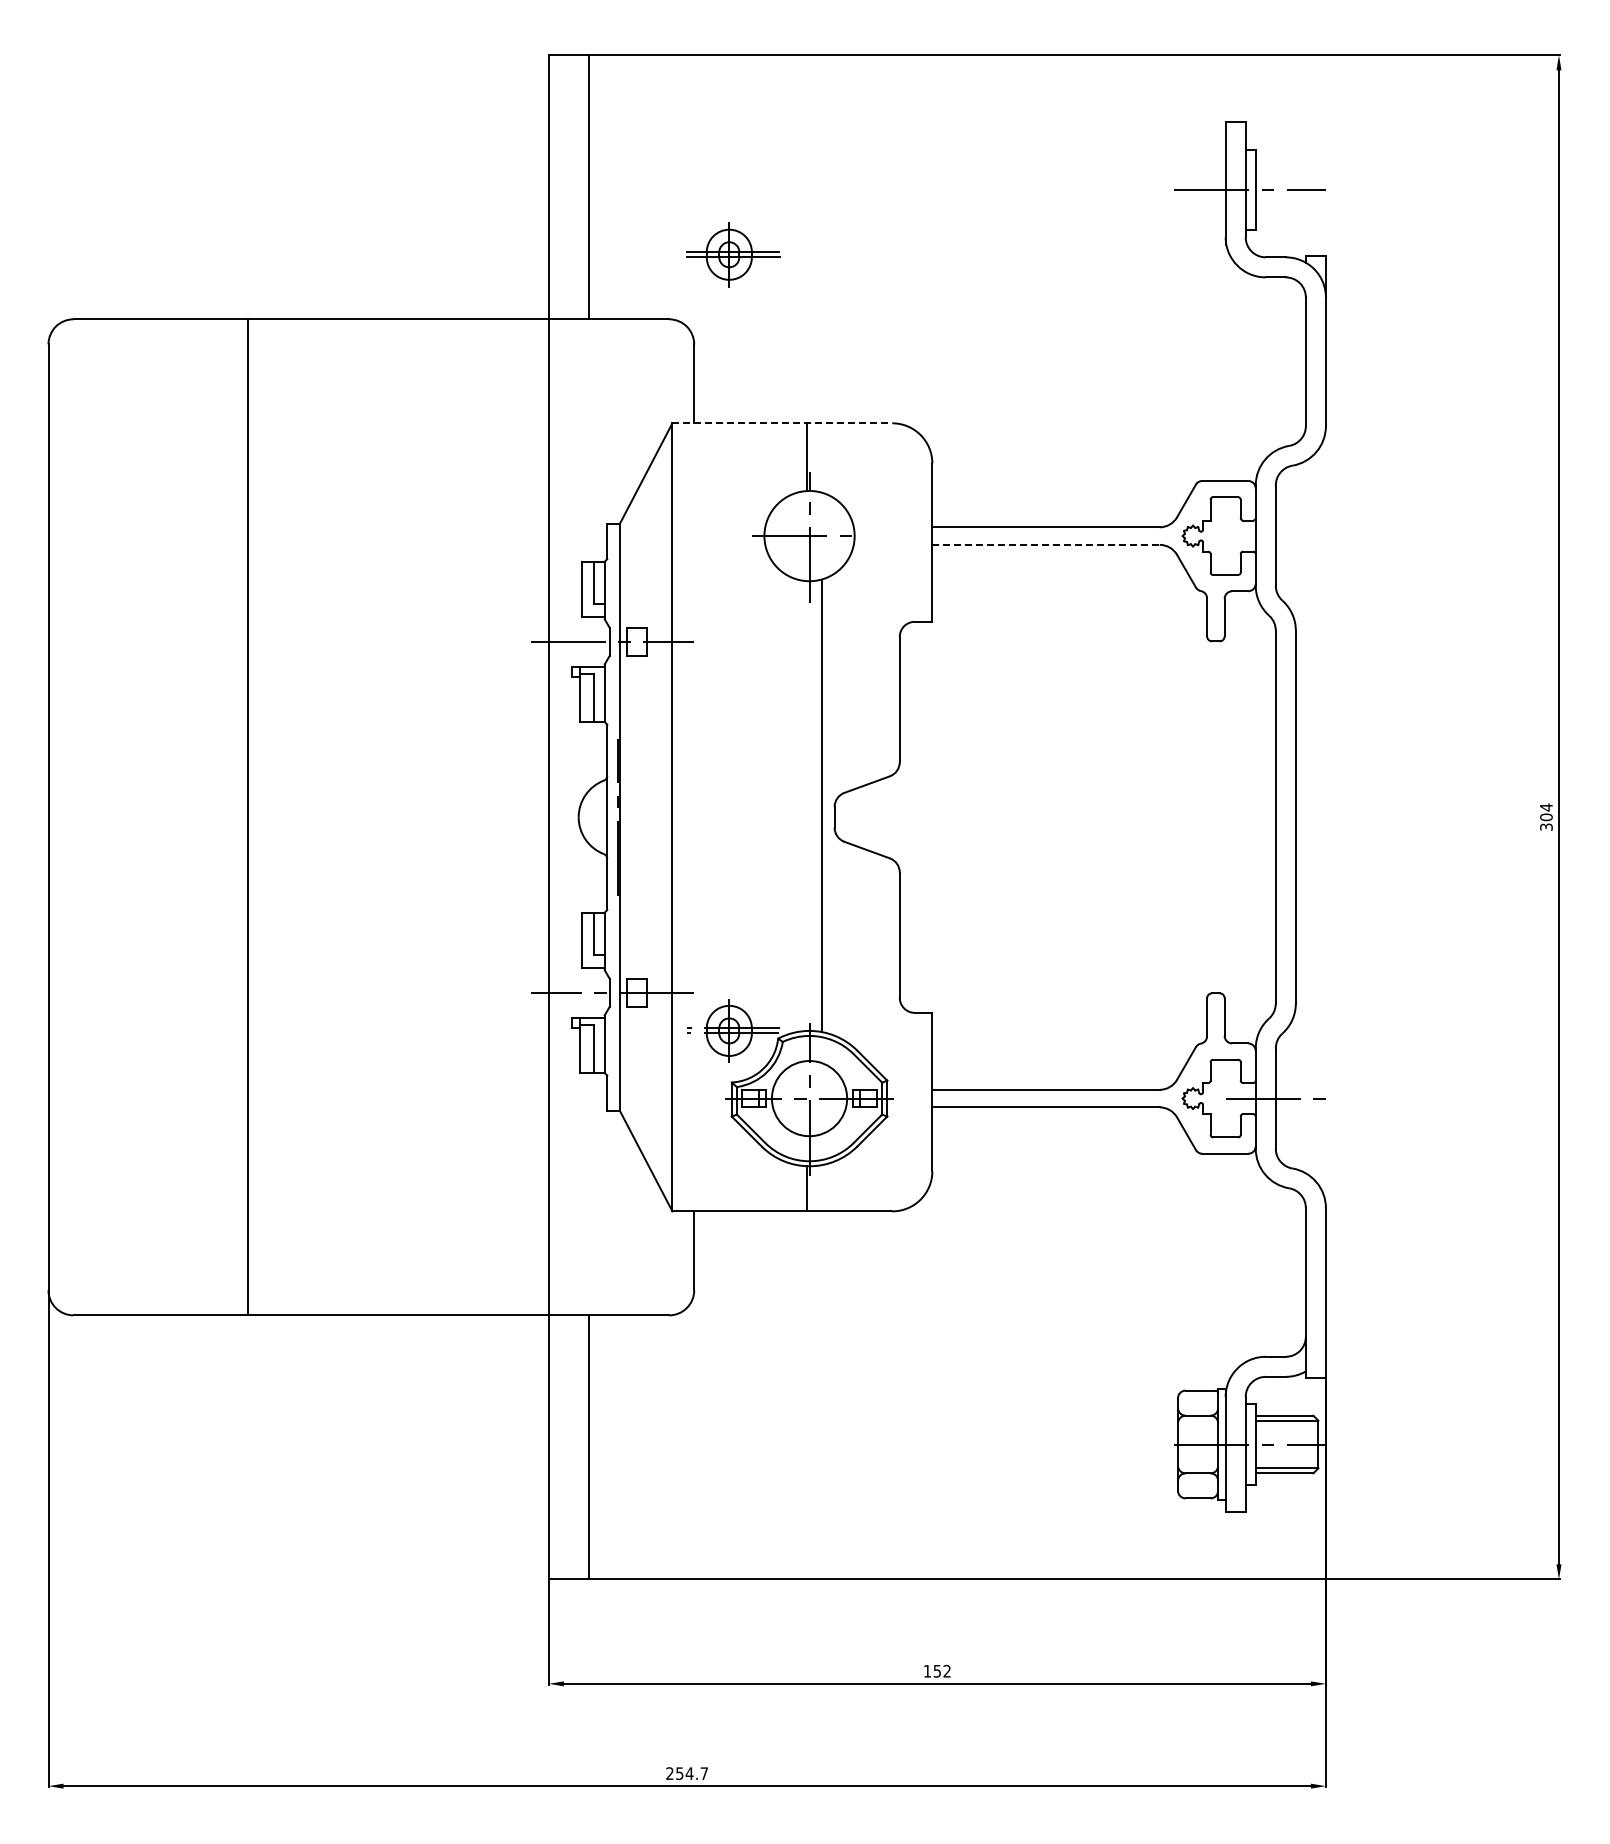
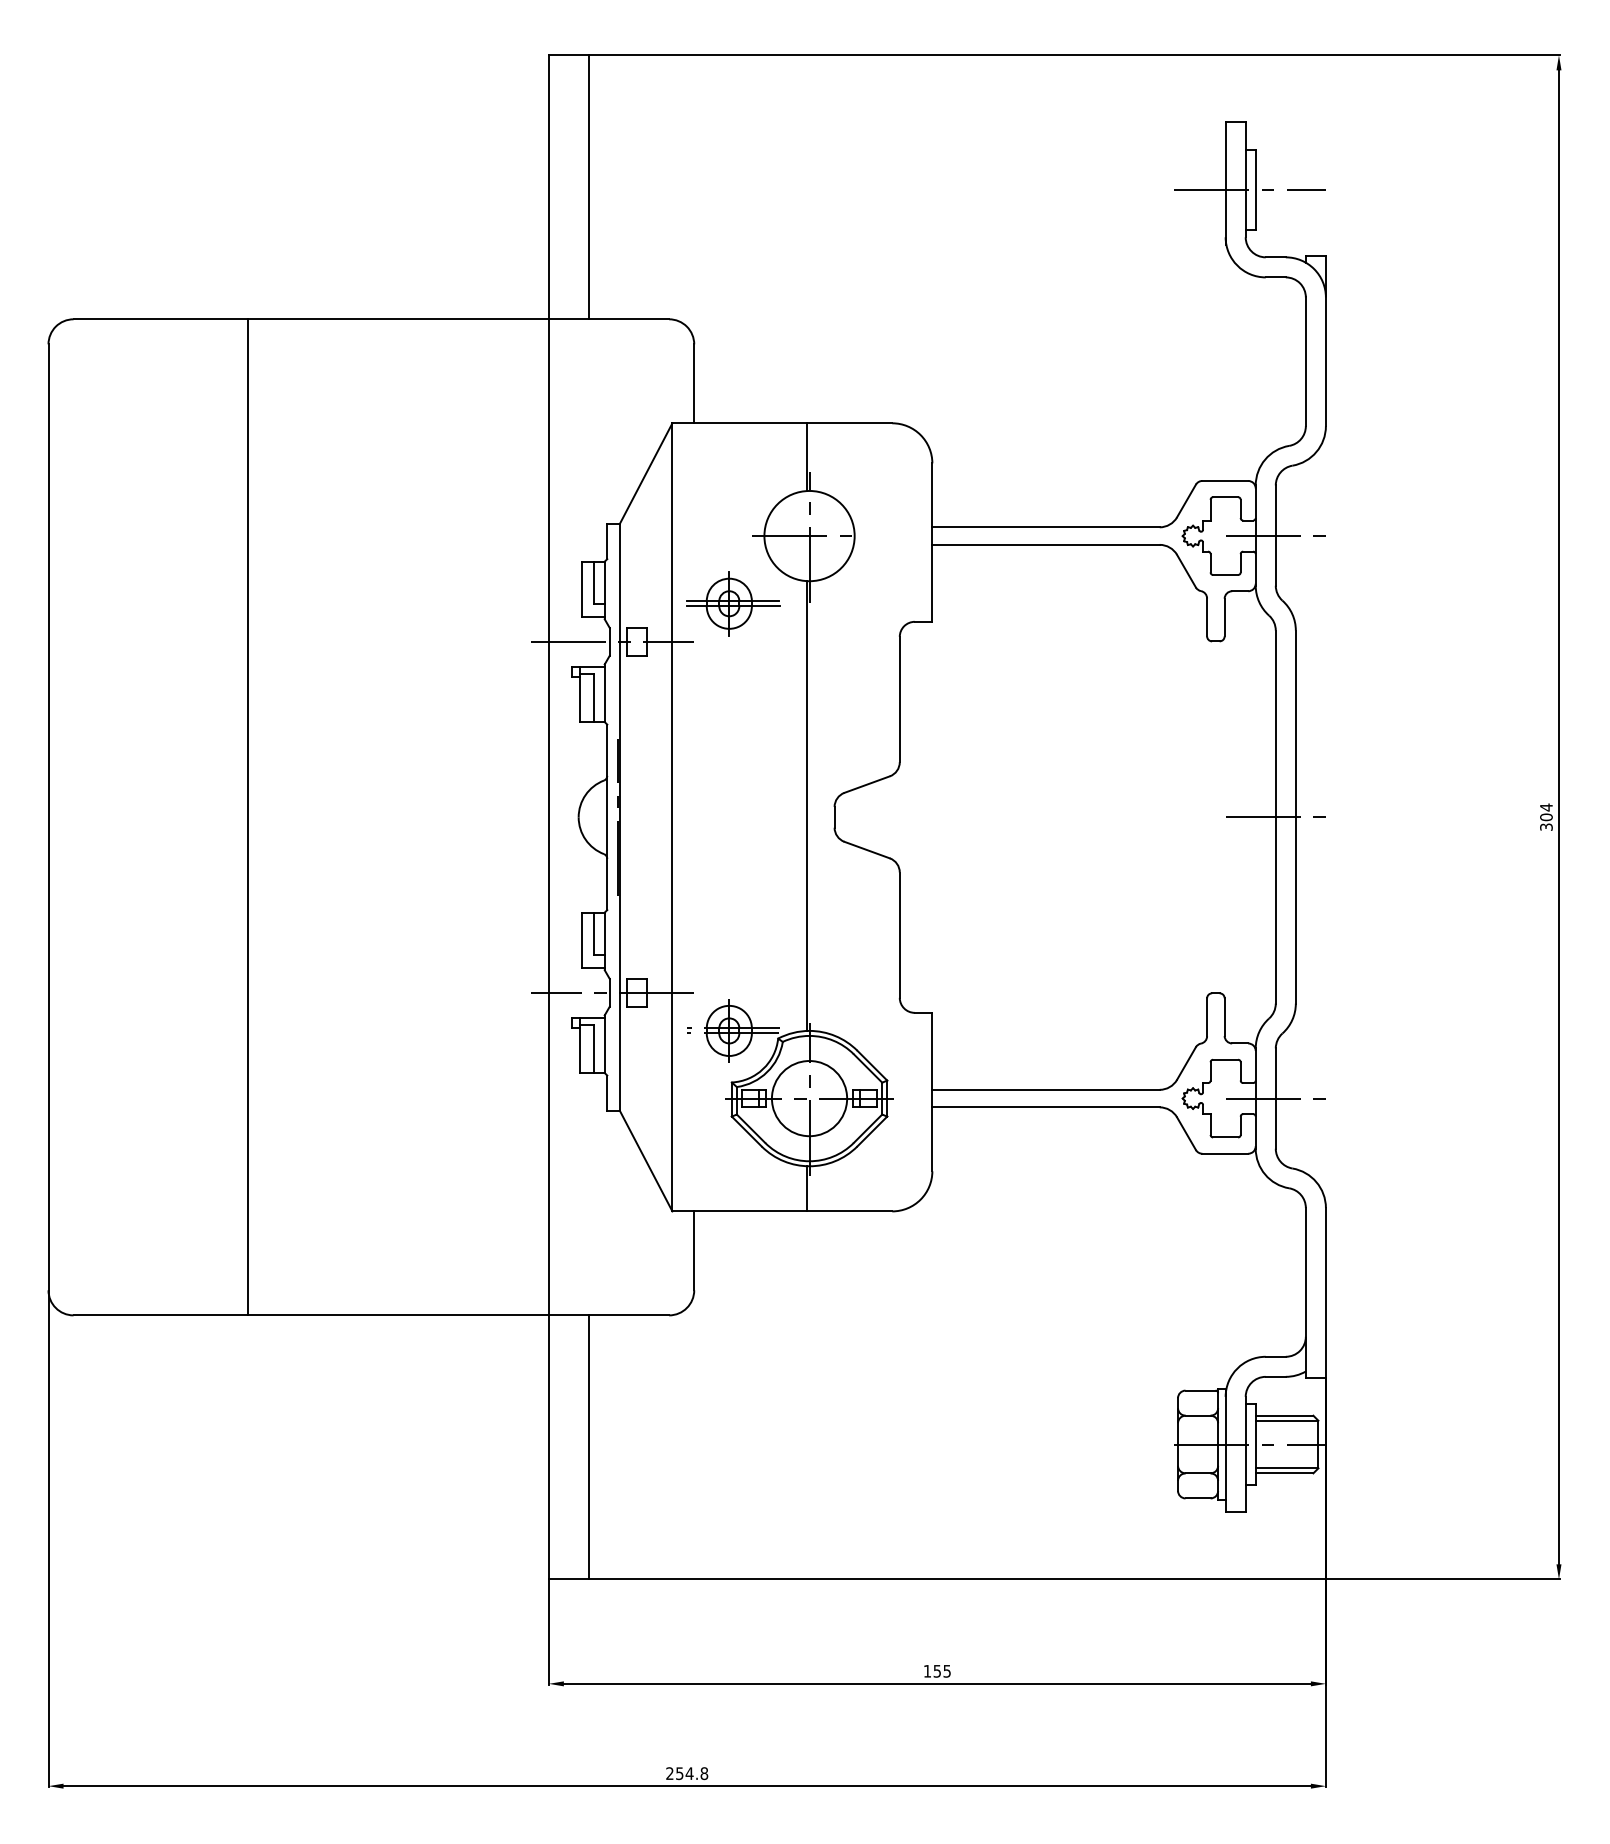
part position: (733, 254) -> (733, 603) (733, 603)
line: dashed -> solid (782, 423)
line: none -> present (1275, 535)
line: dashed -> solid (1046, 544)
line position: (822, 805) -> (807, 805) (807, 805)
line: none -> present (1275, 817)
text: 152 -> 155 (946, 1670)
text: 254.7 -> 254.8 (704, 1773)
